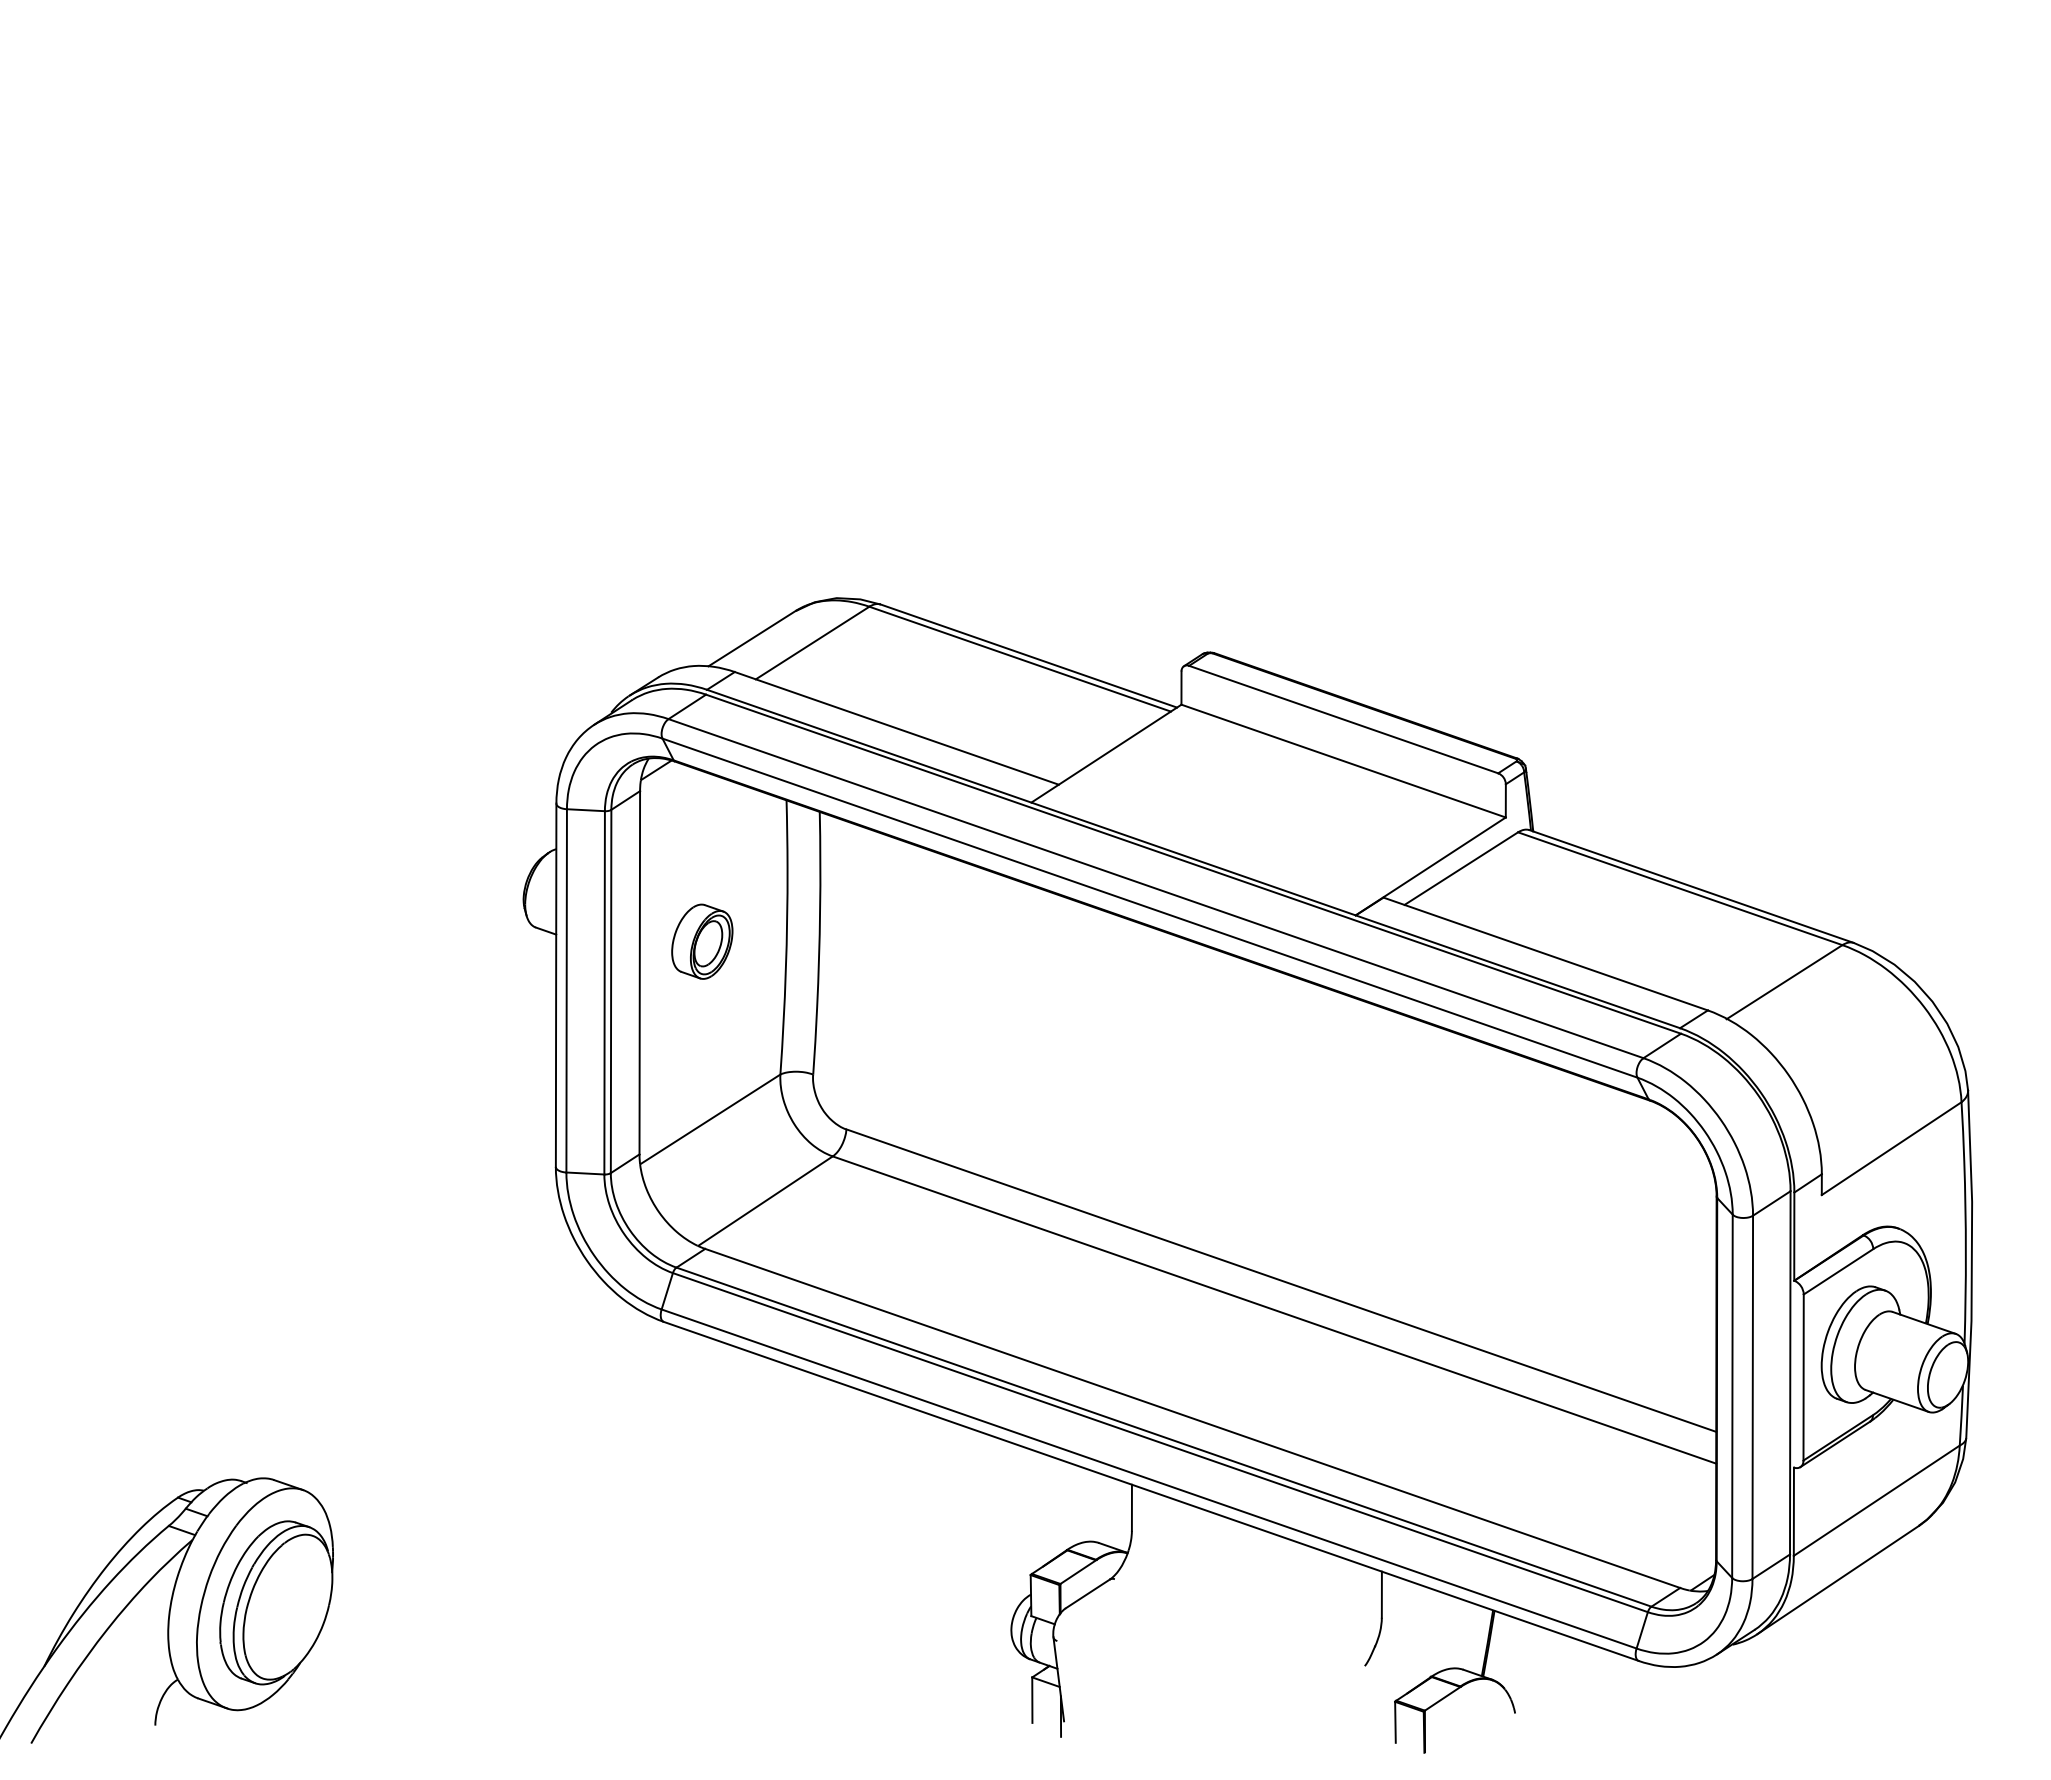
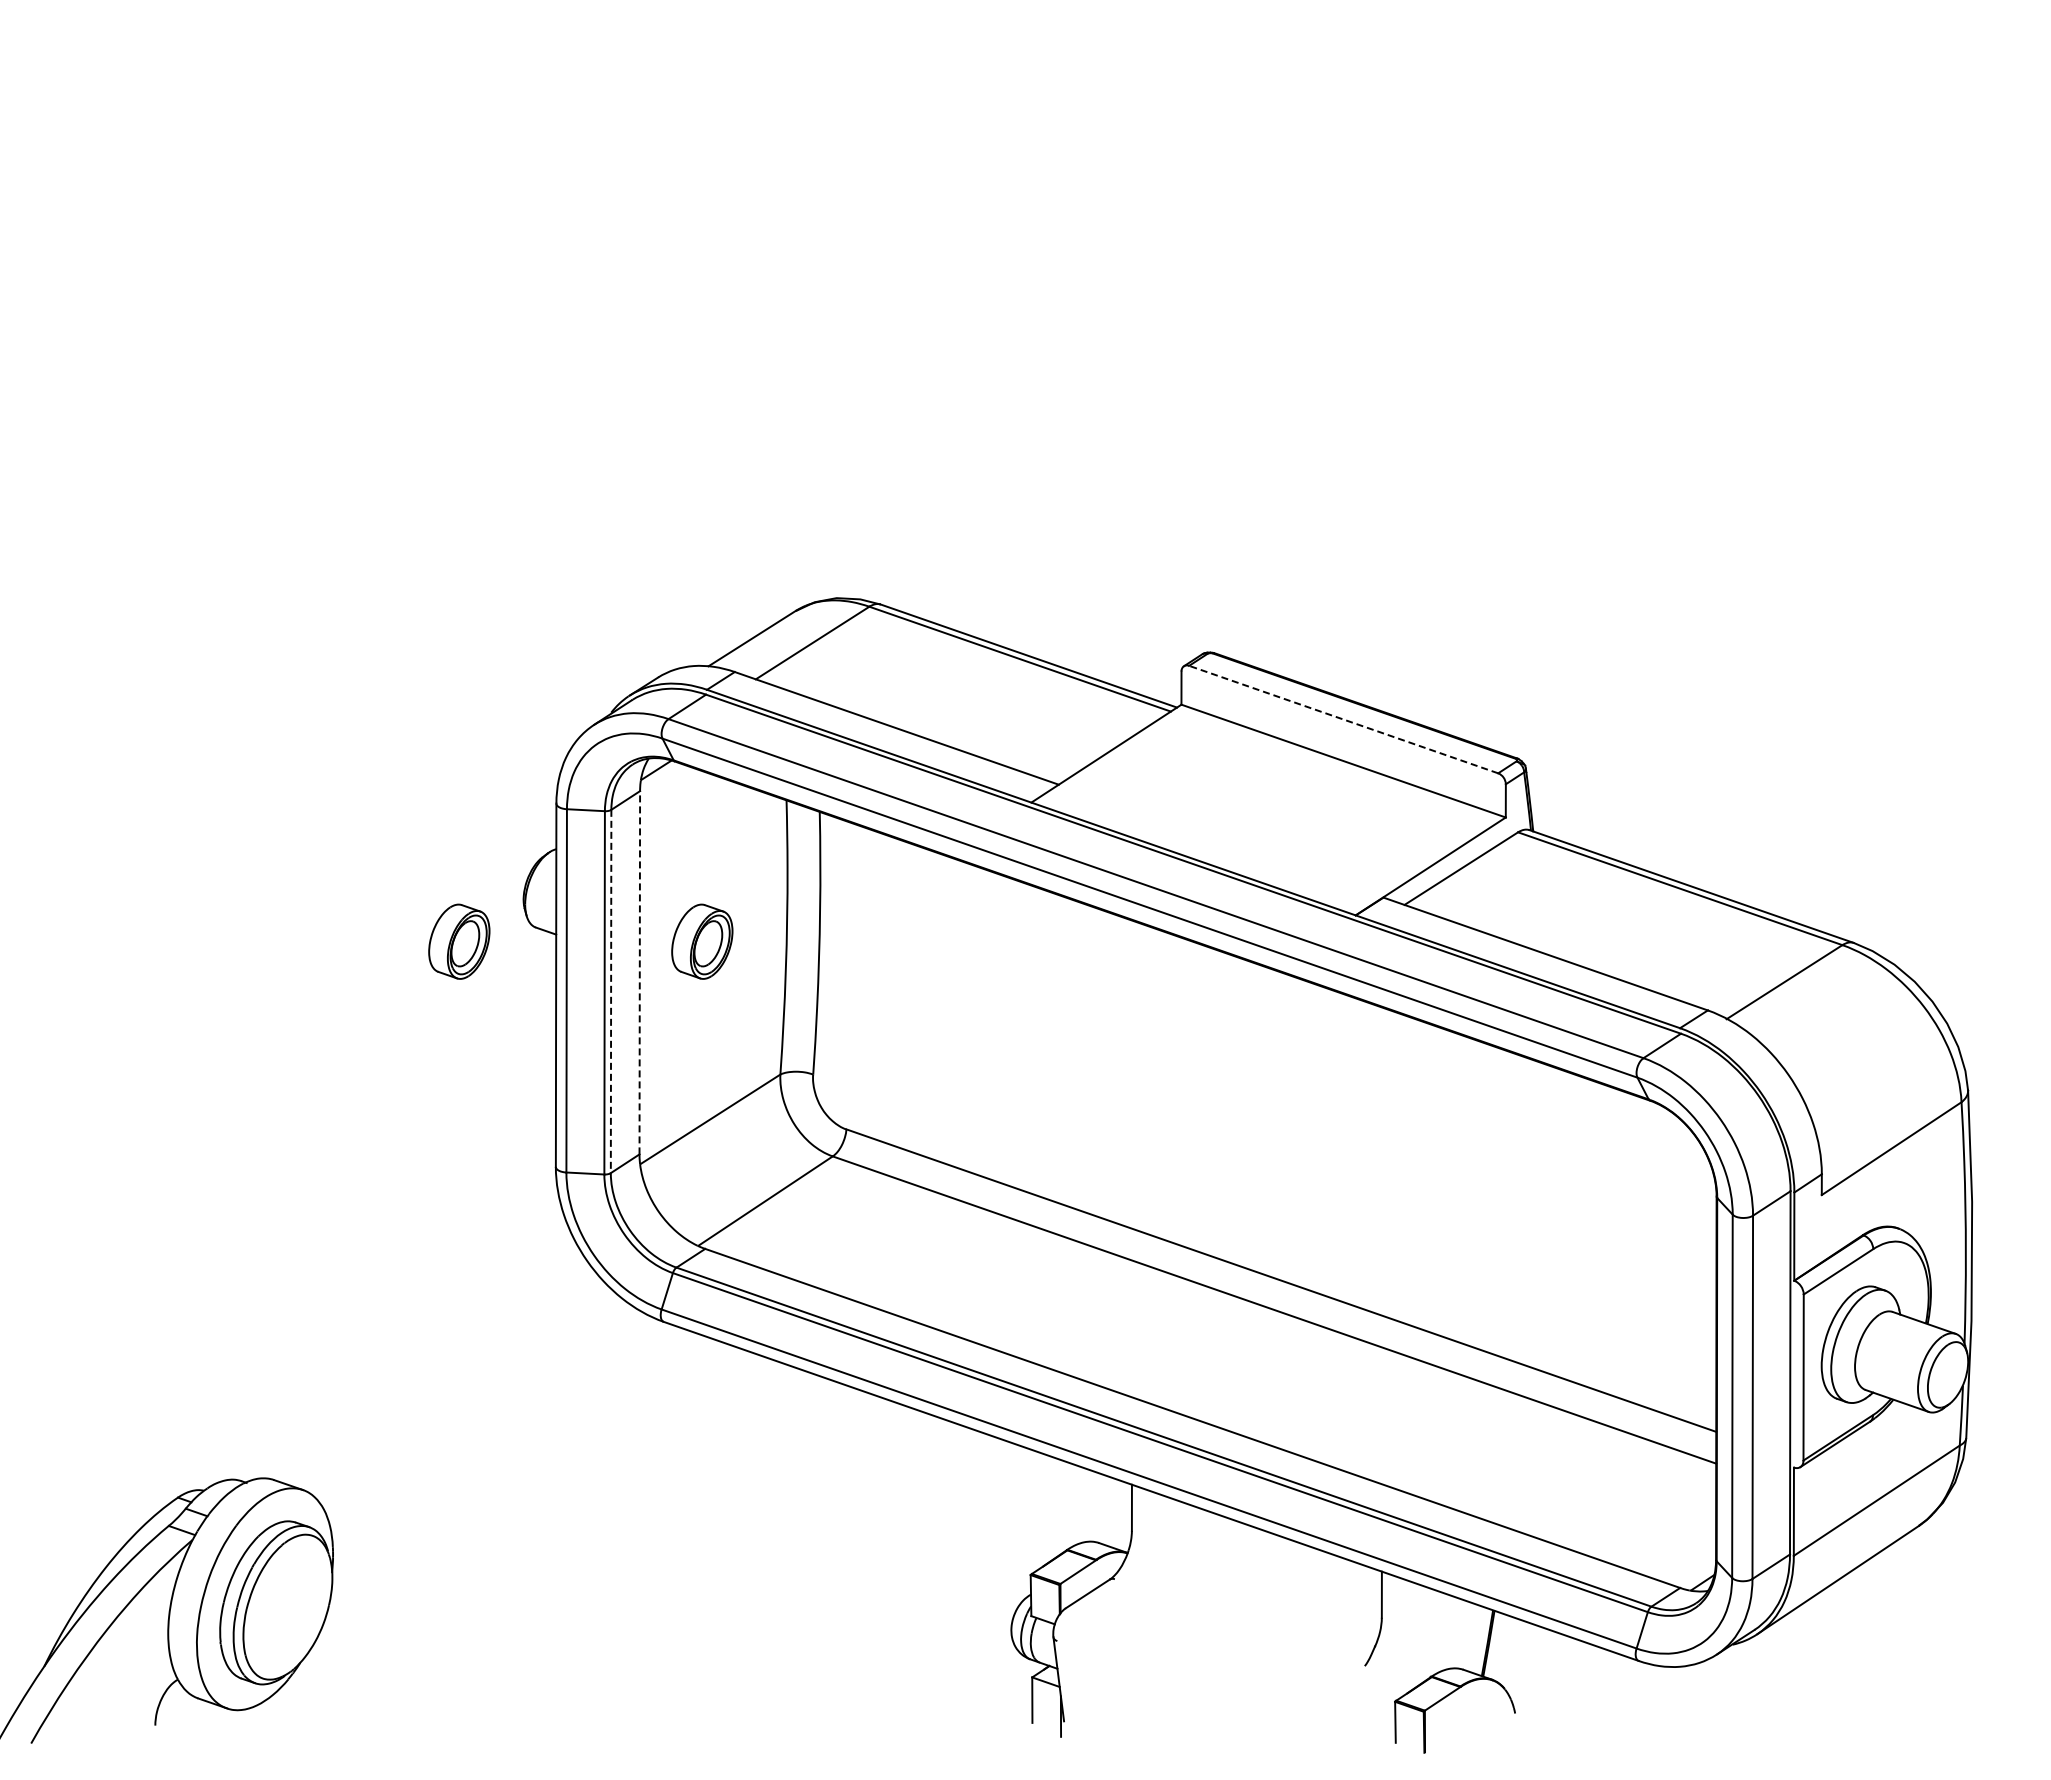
line: solid -> dashed (1343, 719)
part: none -> present (459, 941)
line: solid -> dashed (639, 972)
line: solid -> dashed (611, 991)
